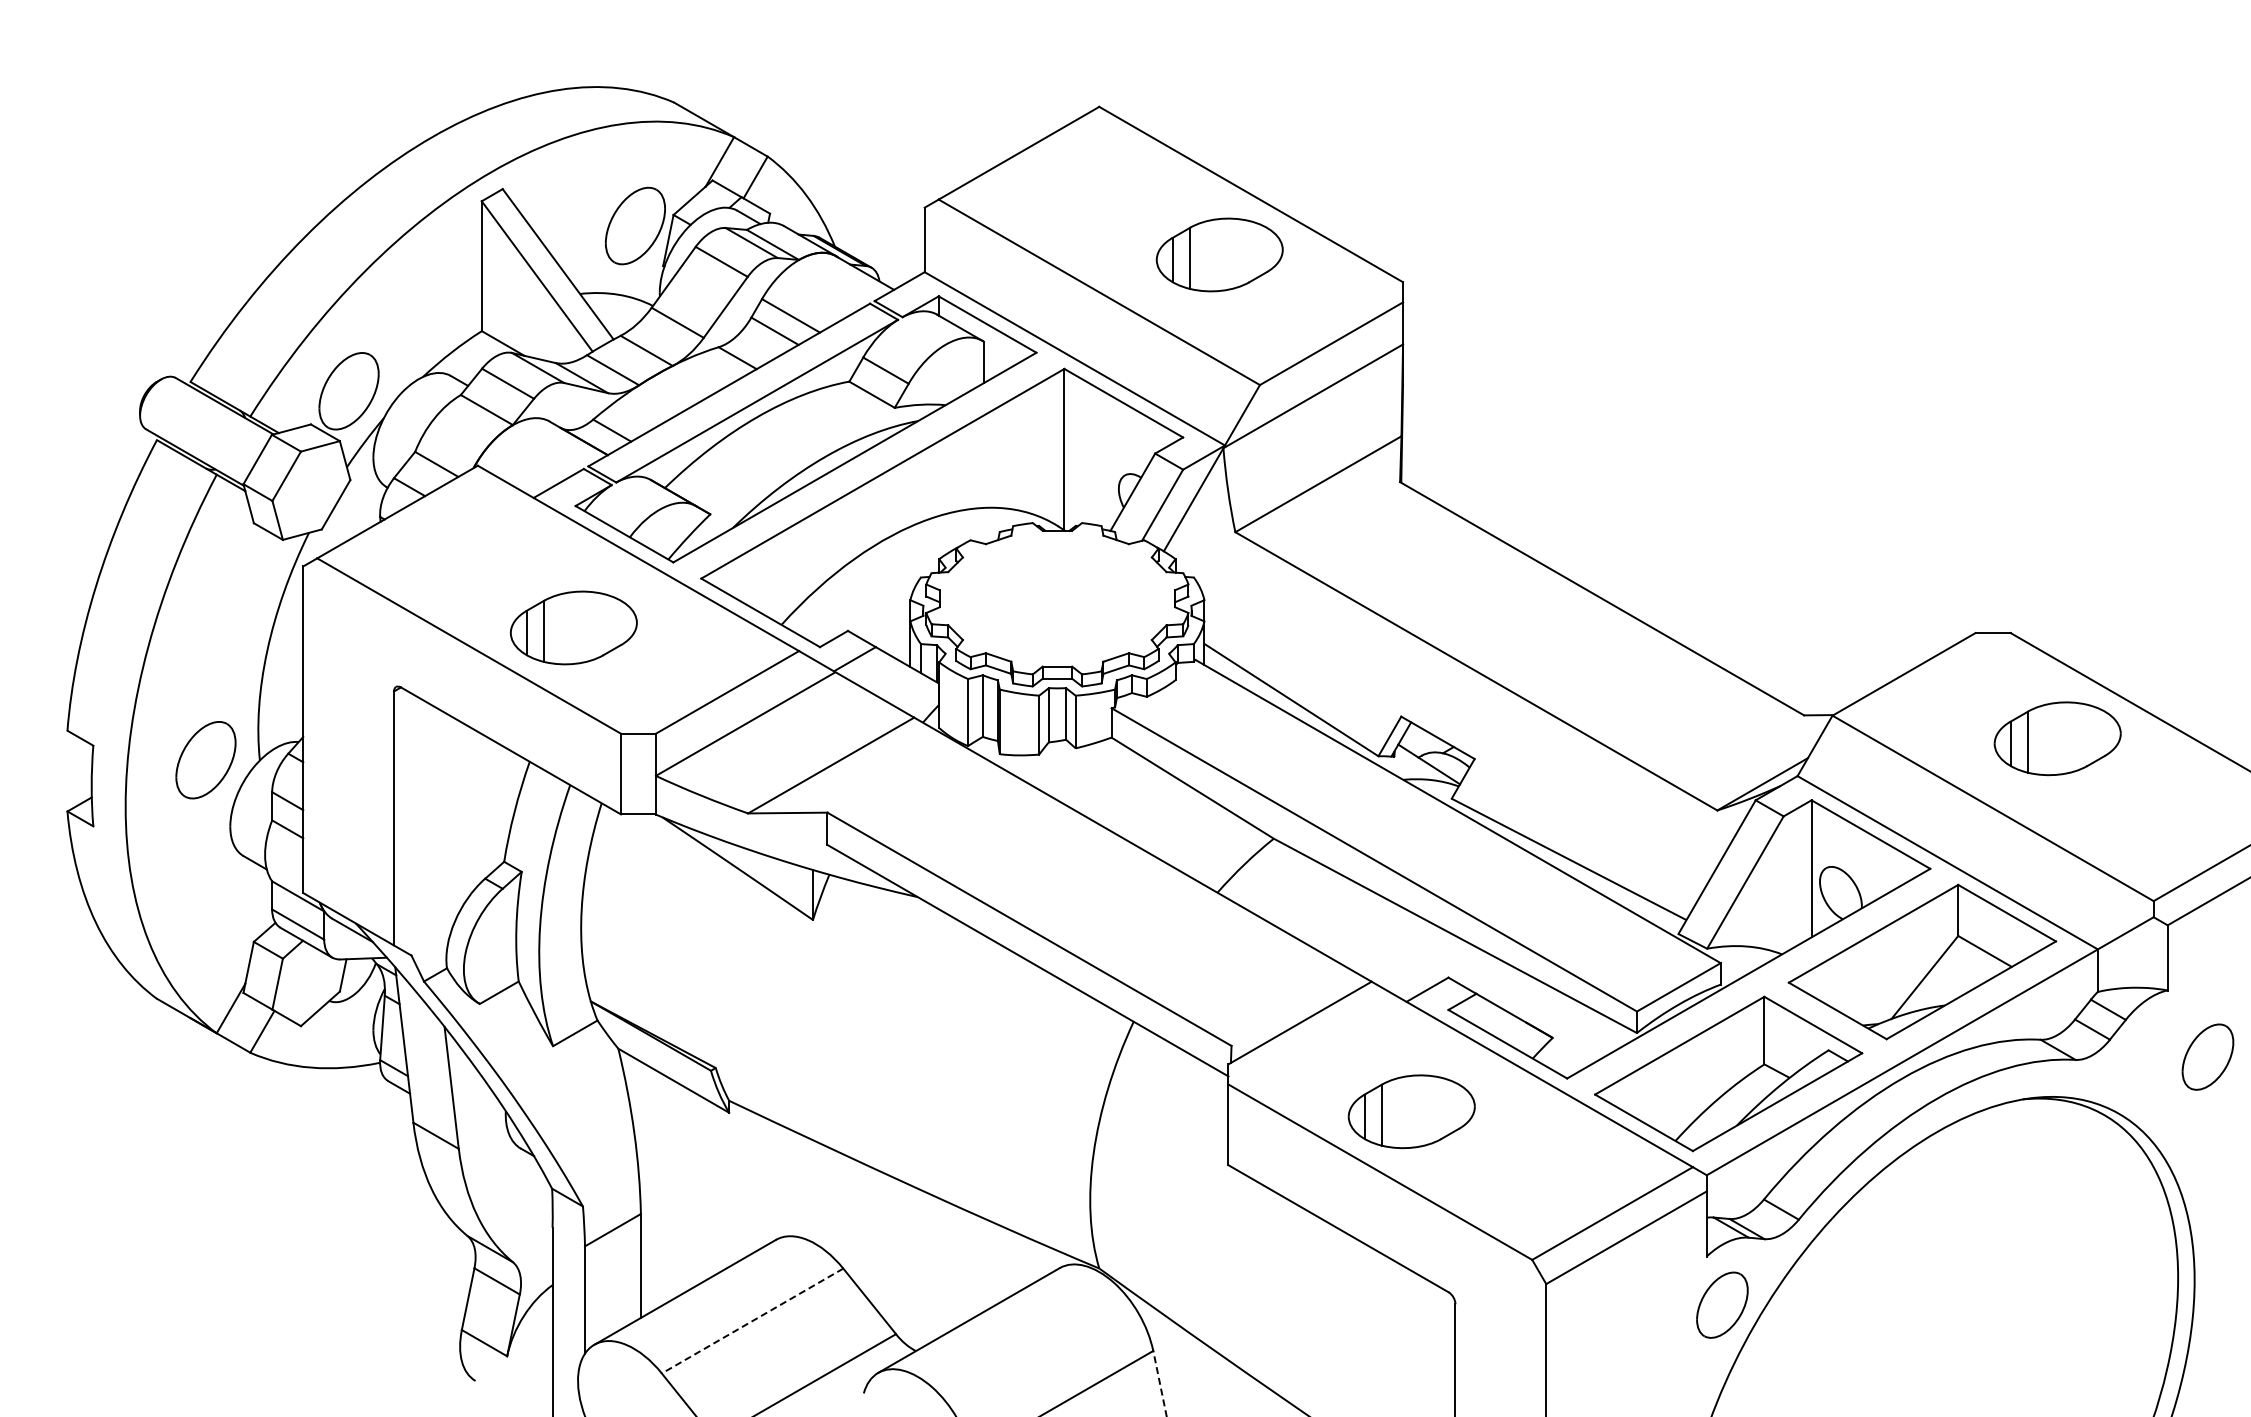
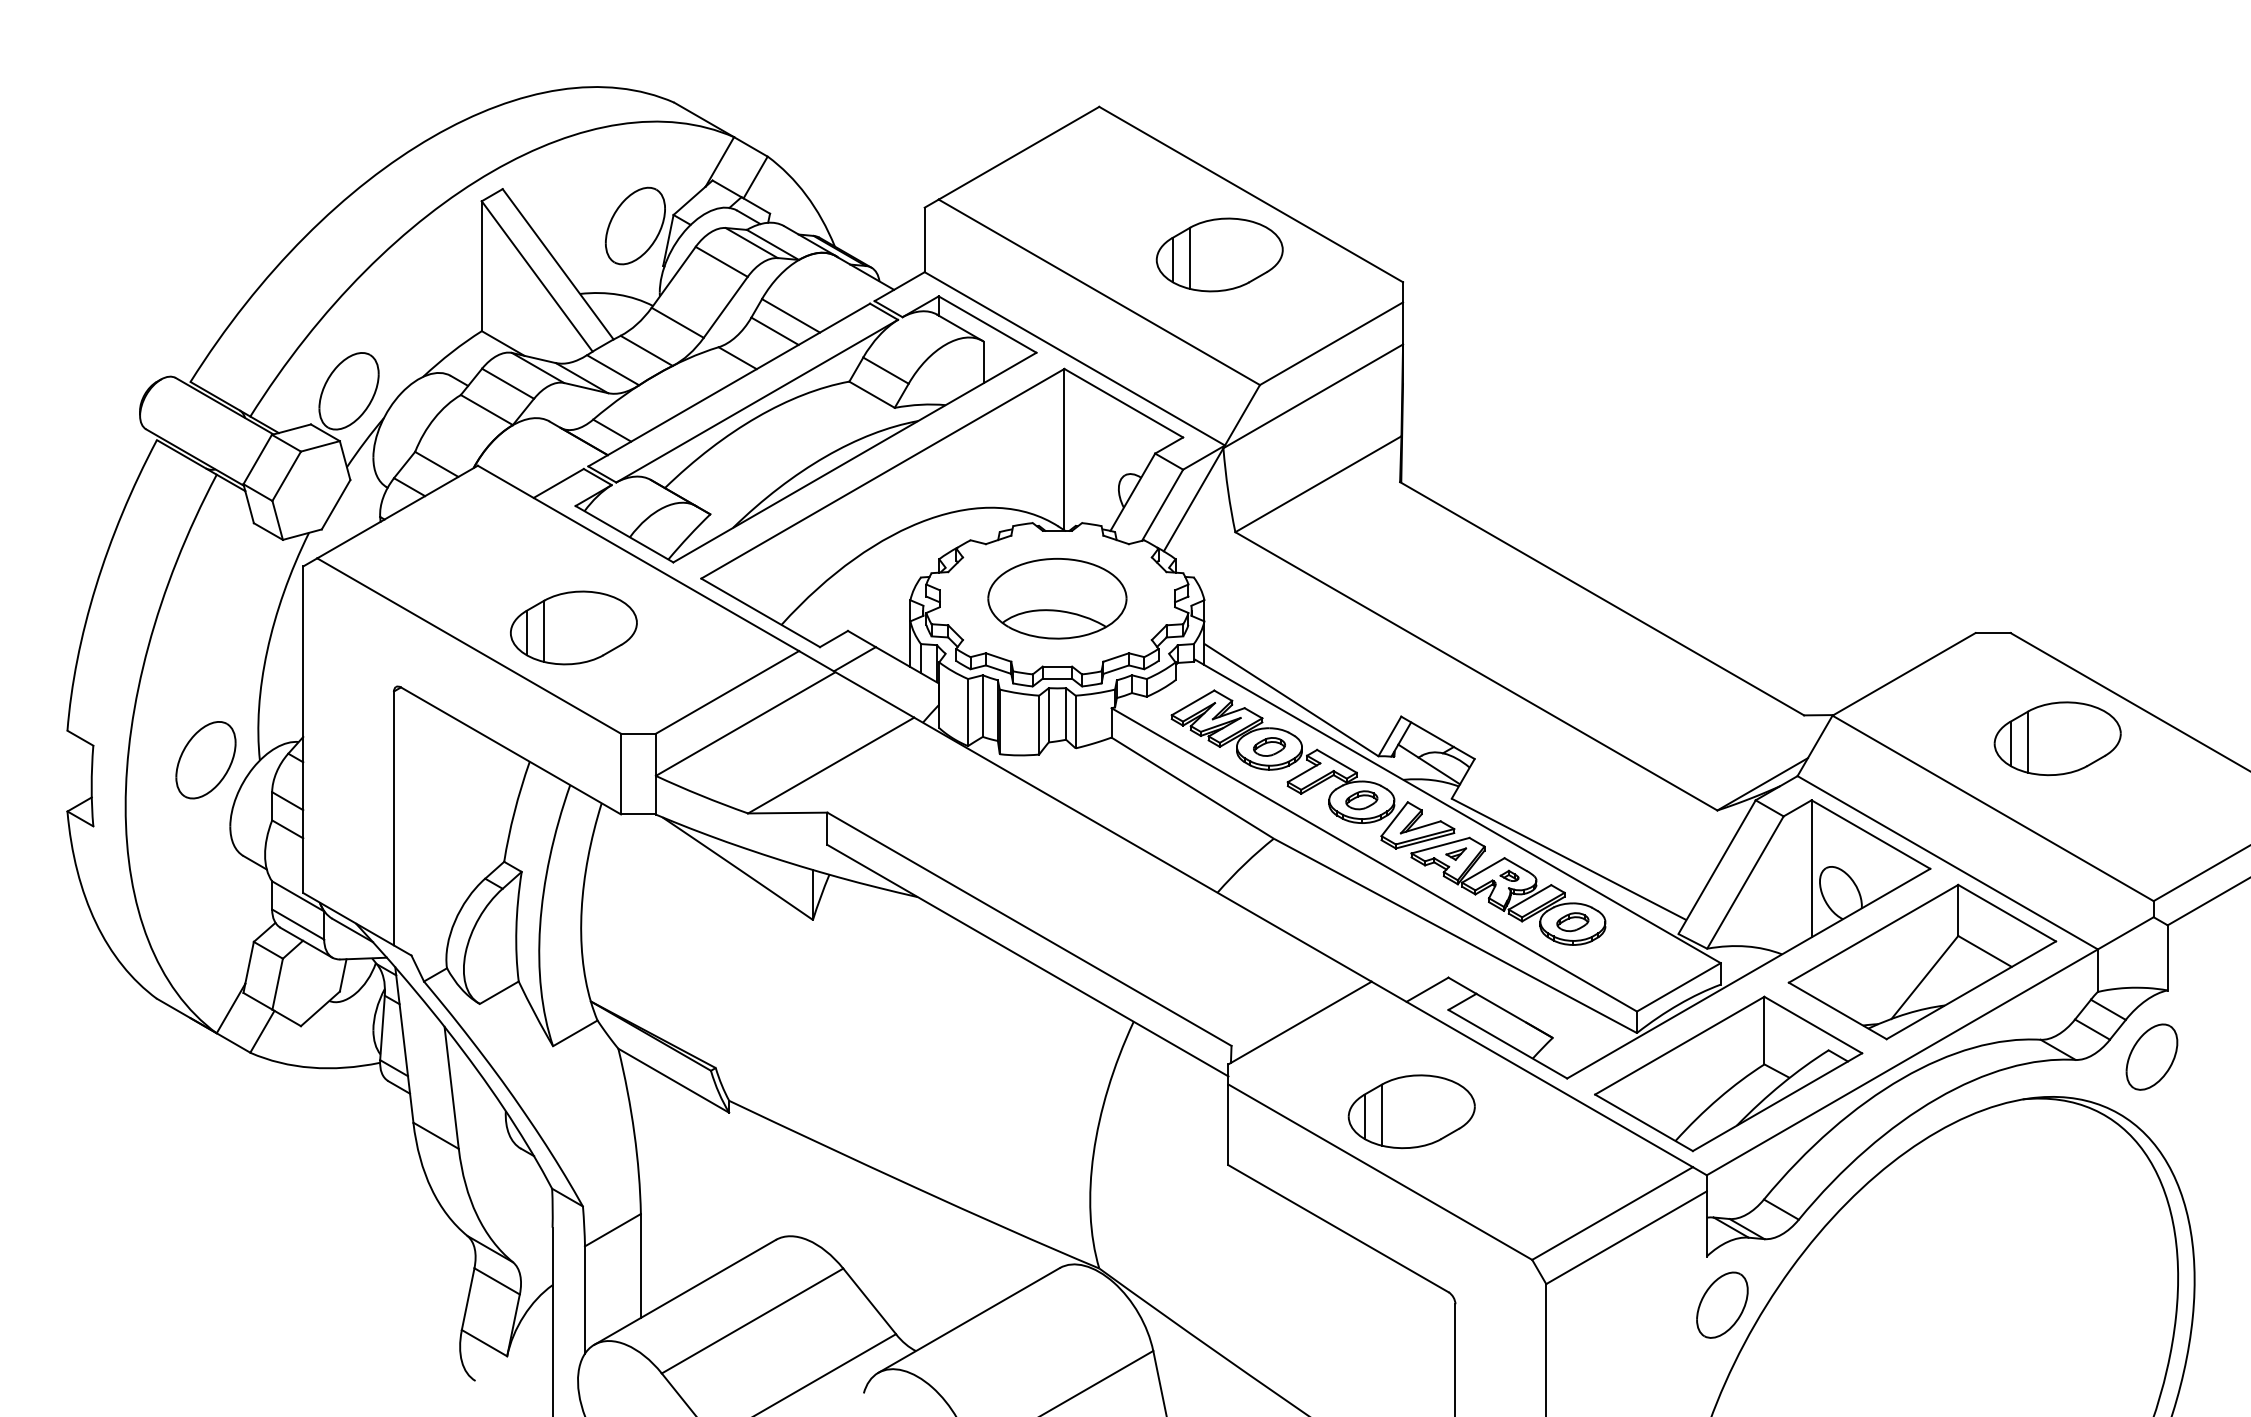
part: none -> present (1057, 598)
part: none -> present (1388, 817)
part position: (2207, 1056) -> (2151, 1056) (2151, 1056)
line: dashed -> solid (752, 1321)
line: dashed -> solid (1159, 1383)
